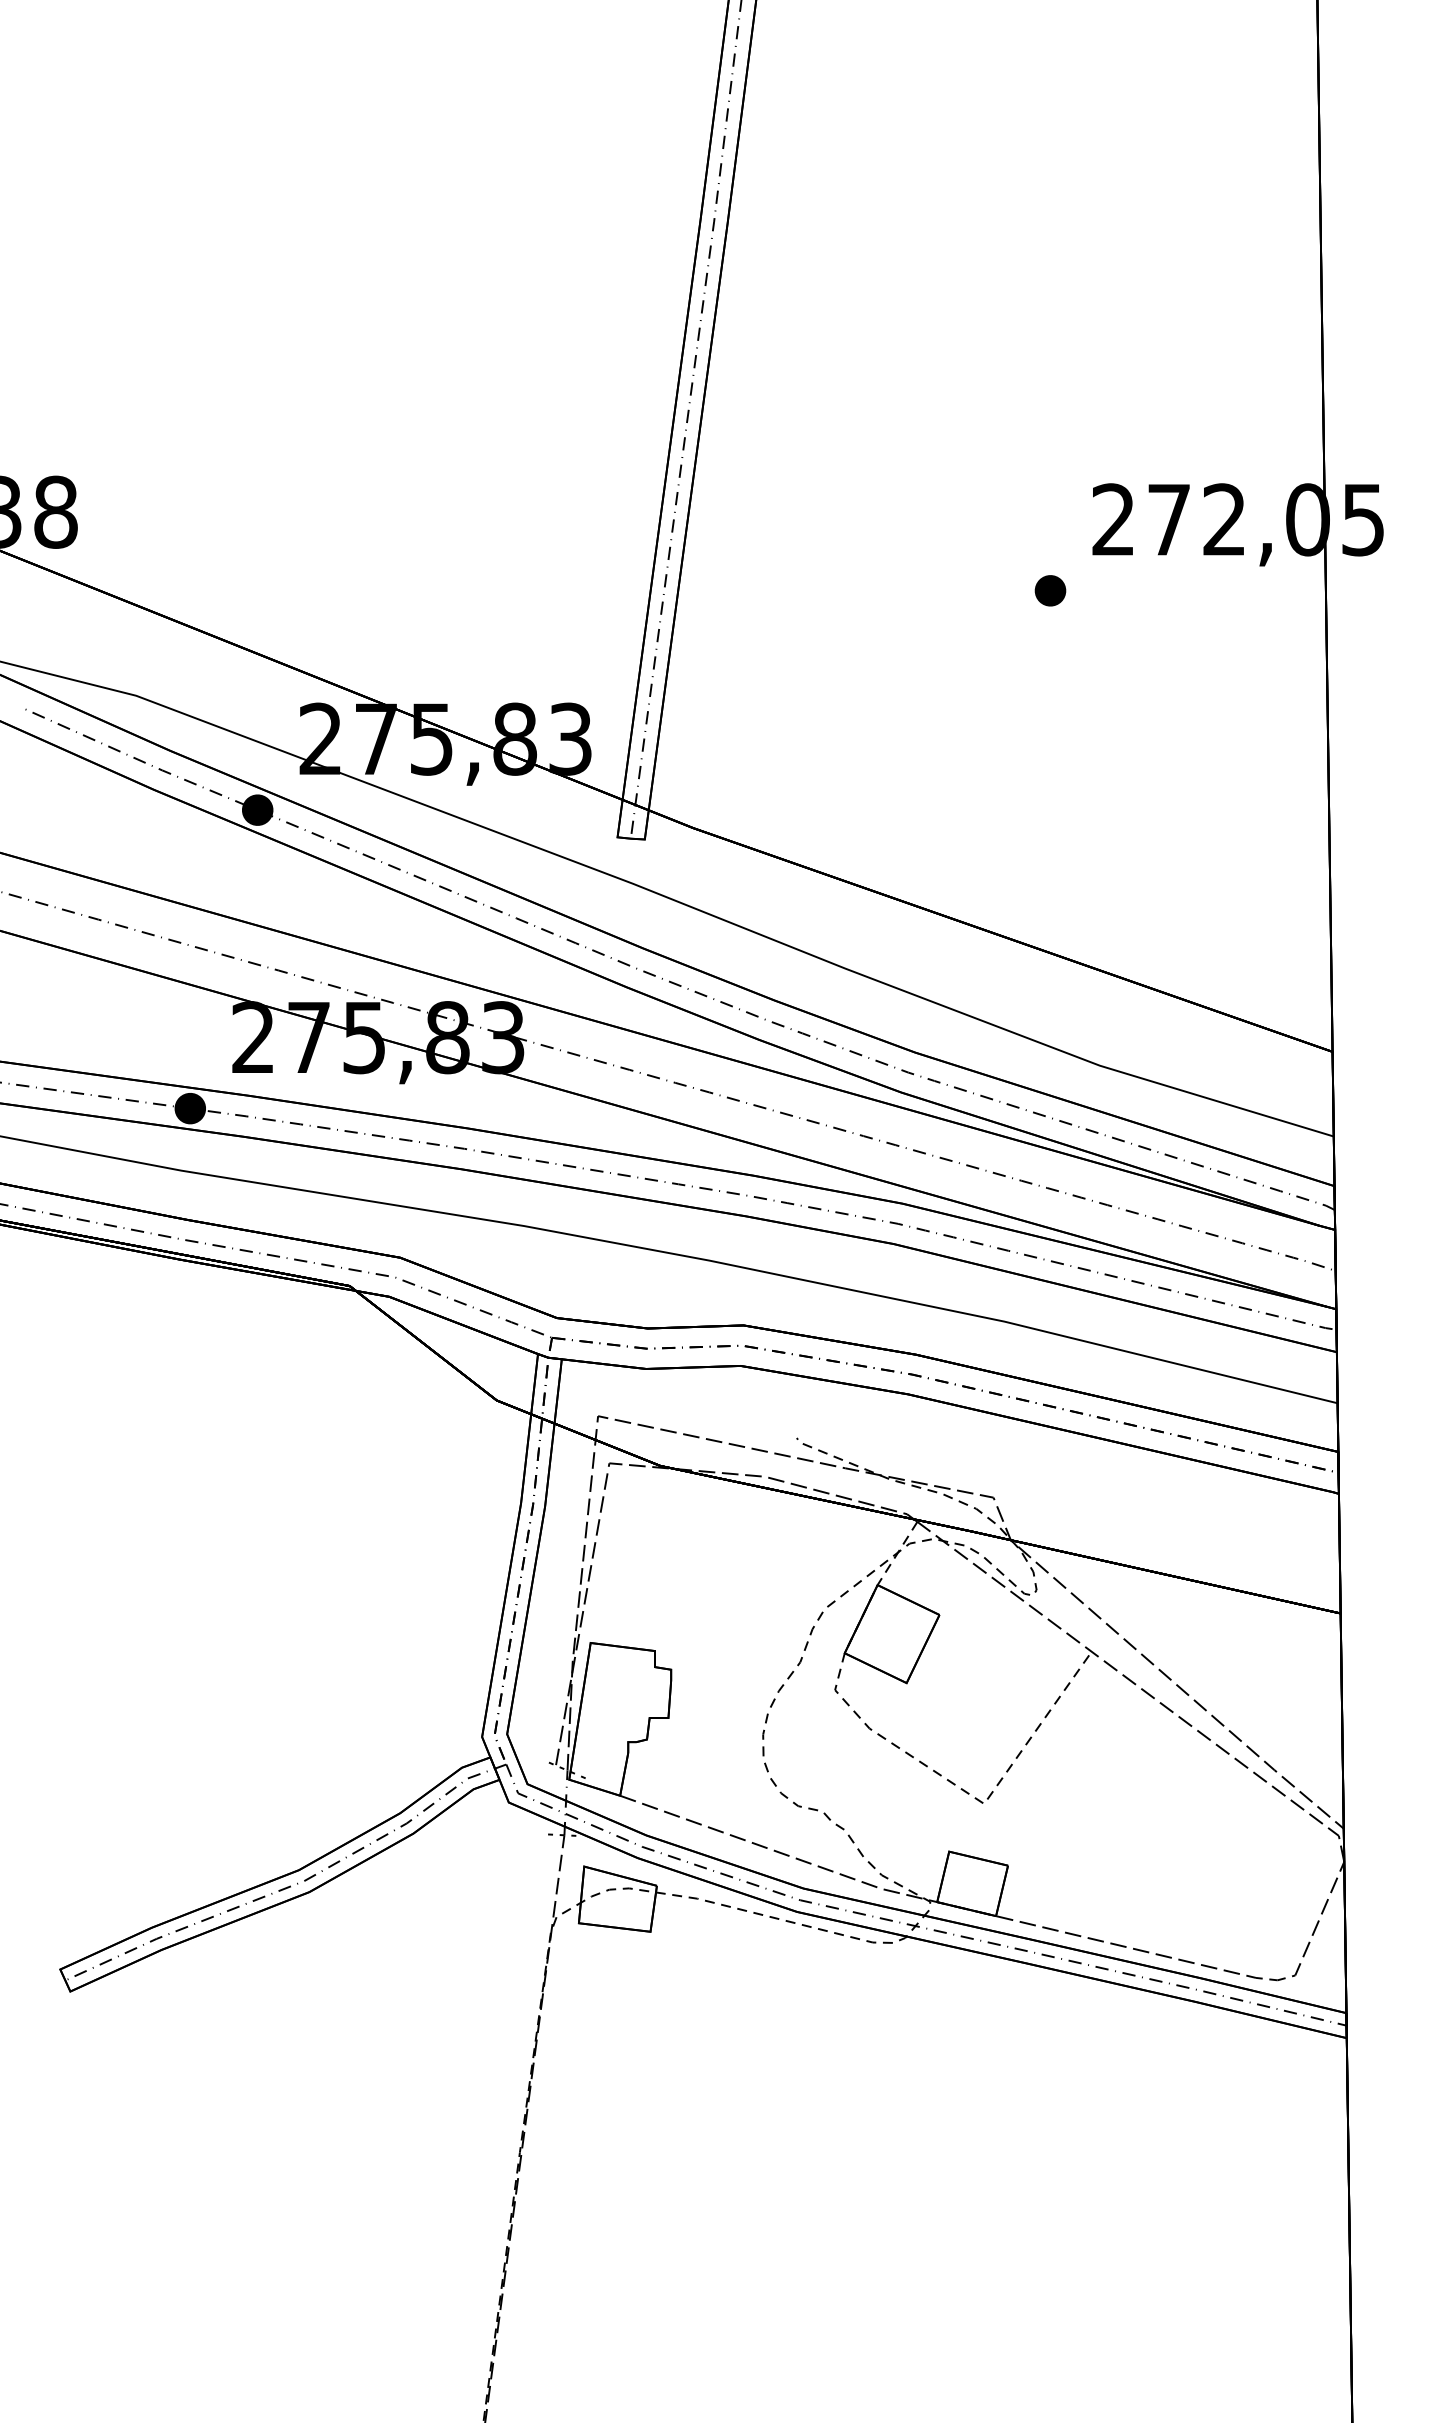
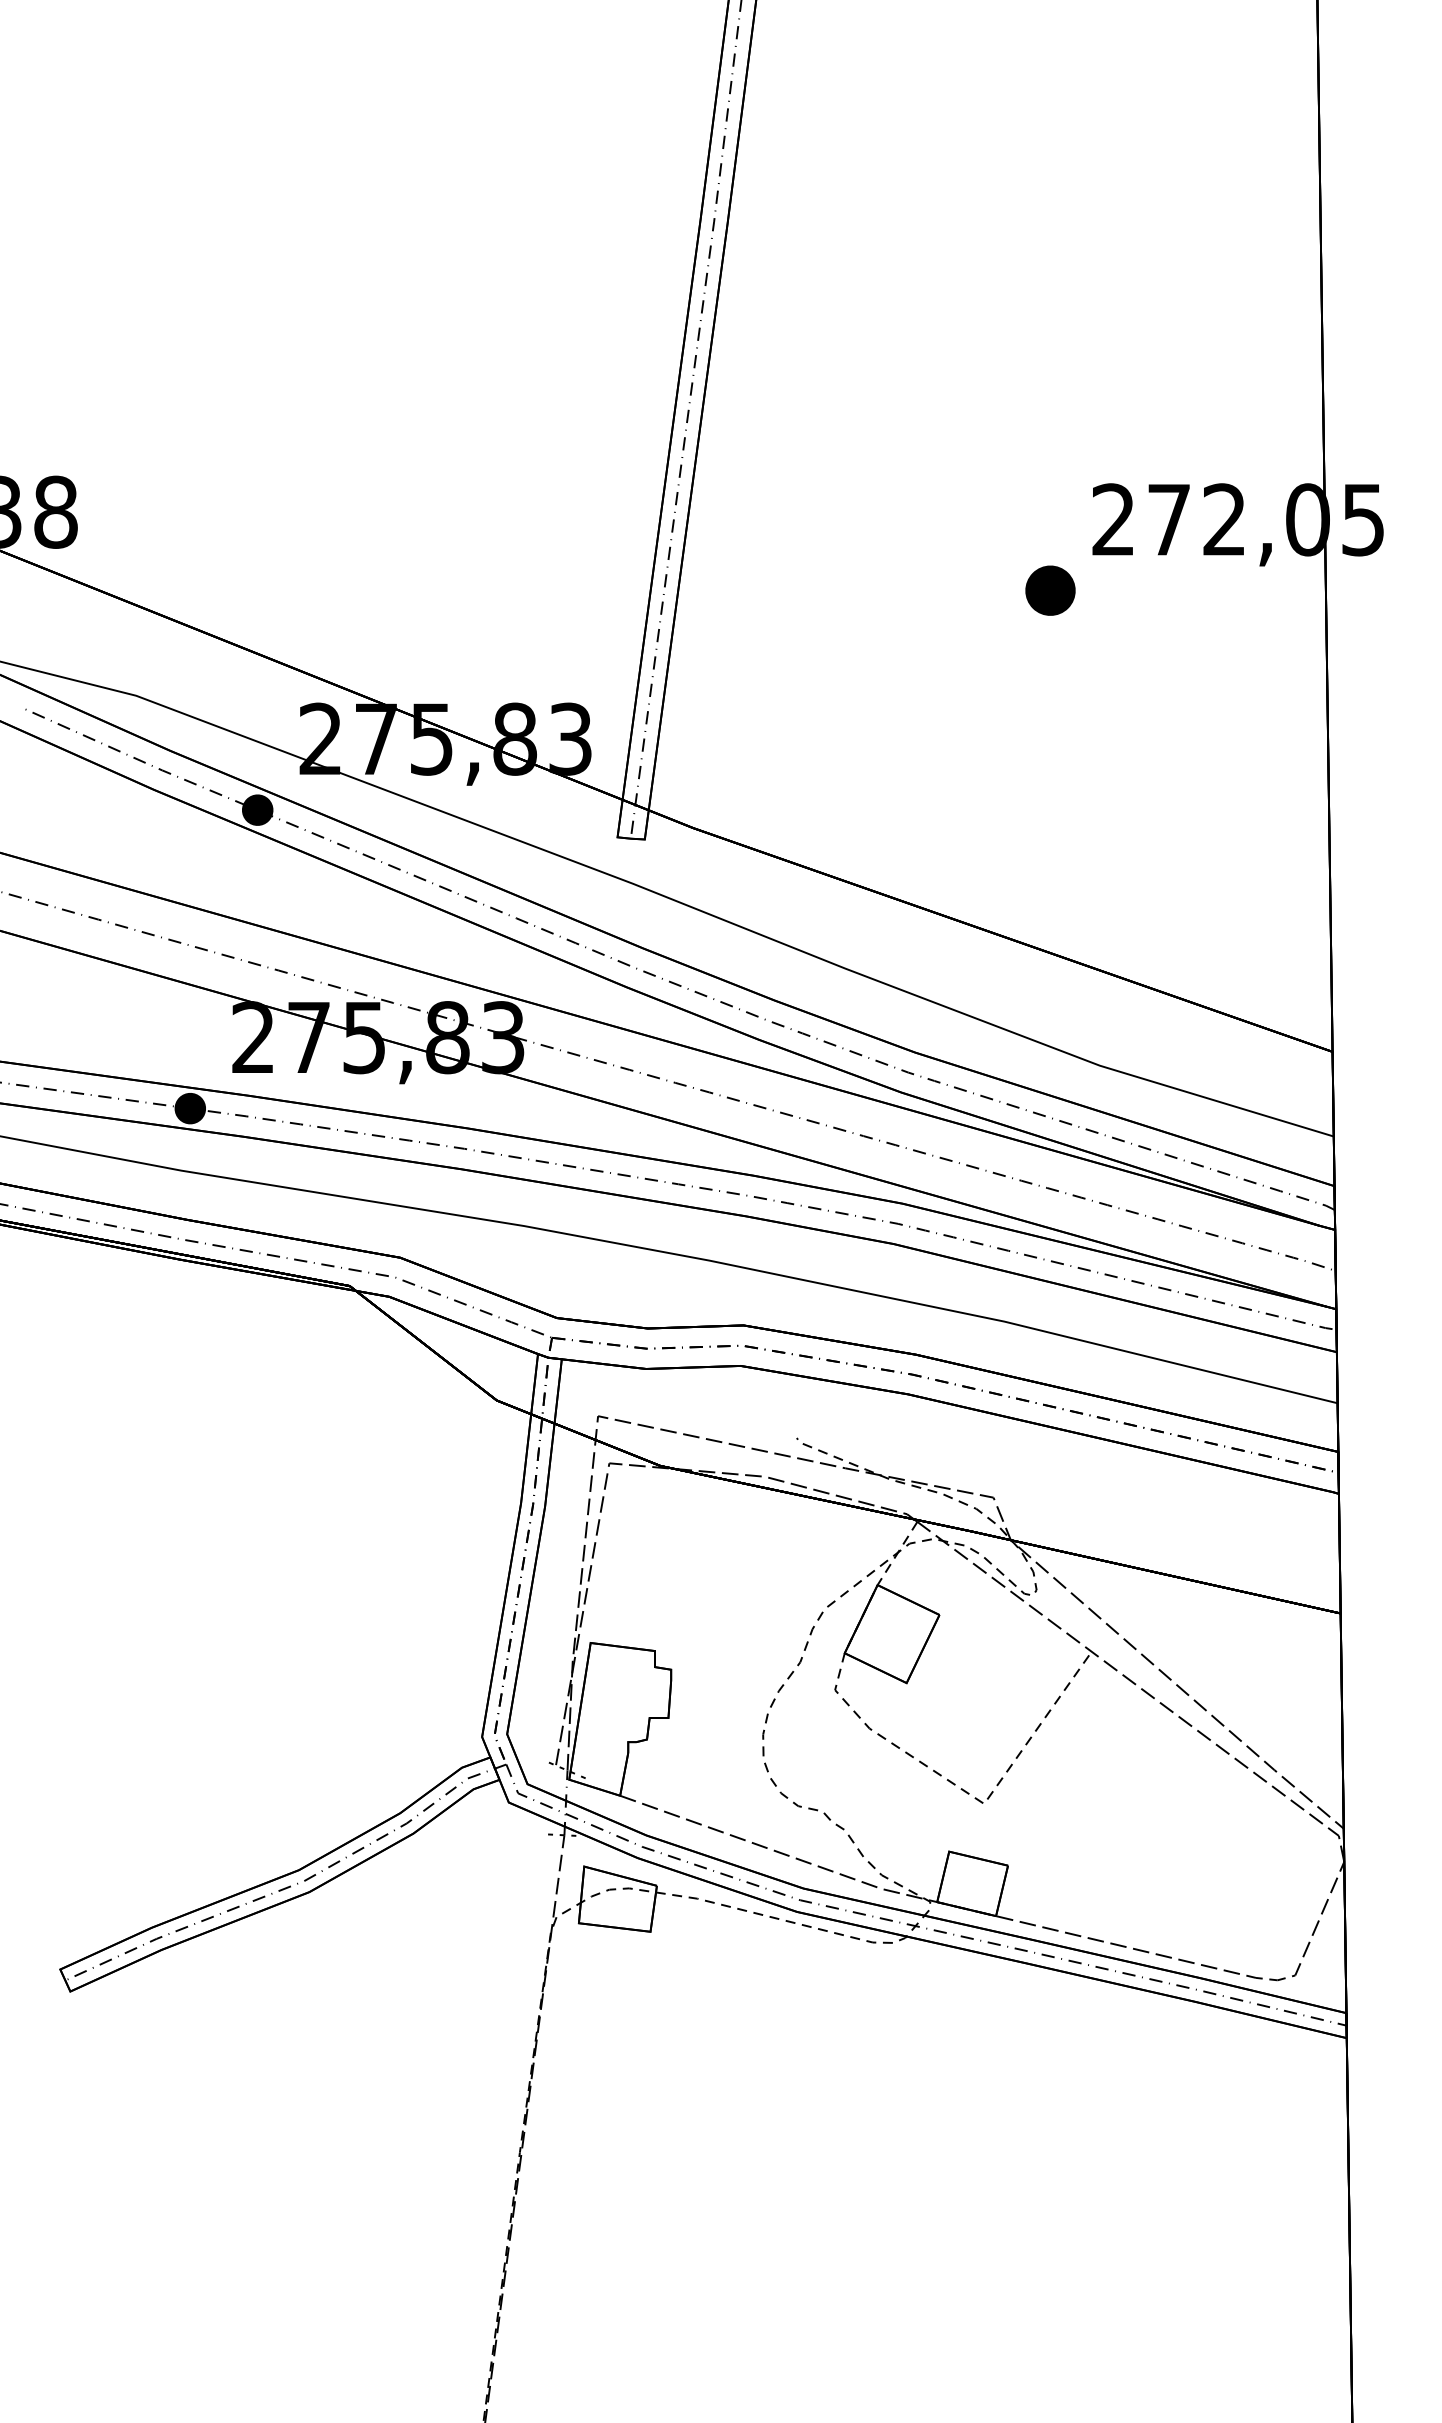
part size: 33x32 px -> 51x51 px (1050, 590)
